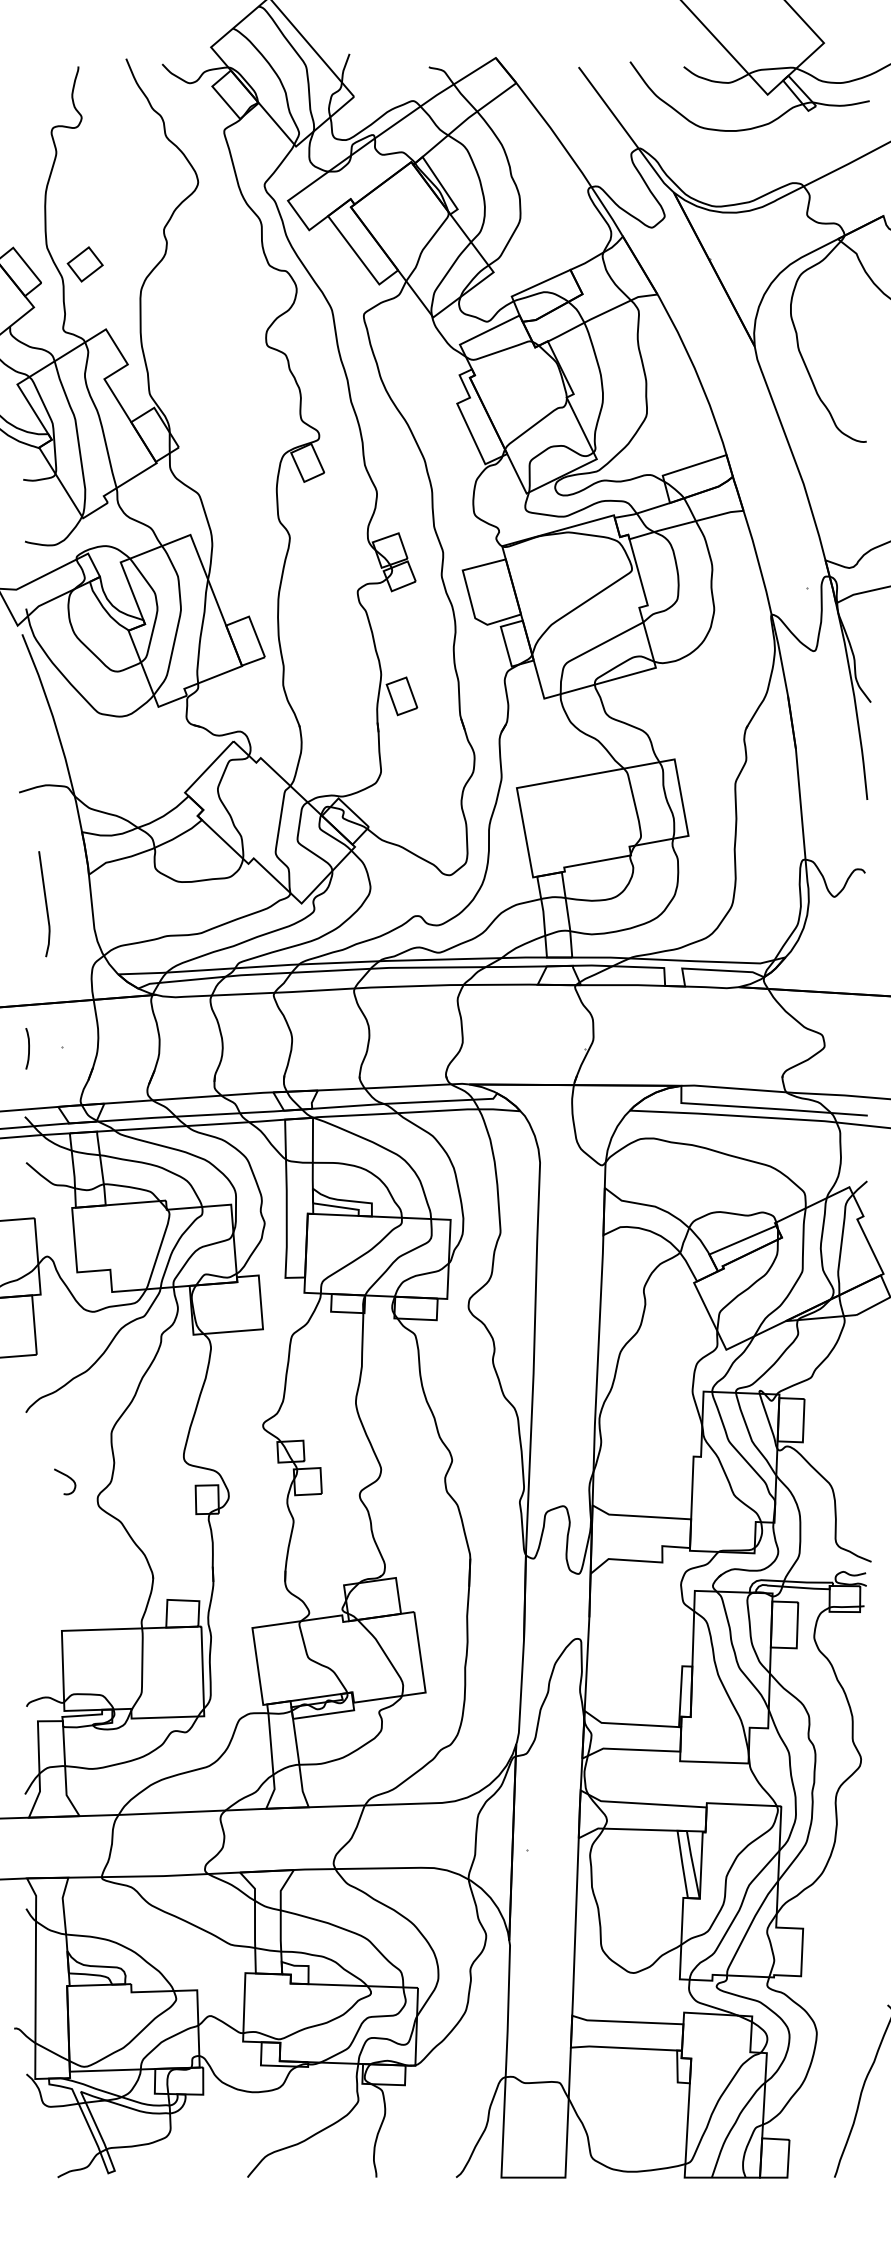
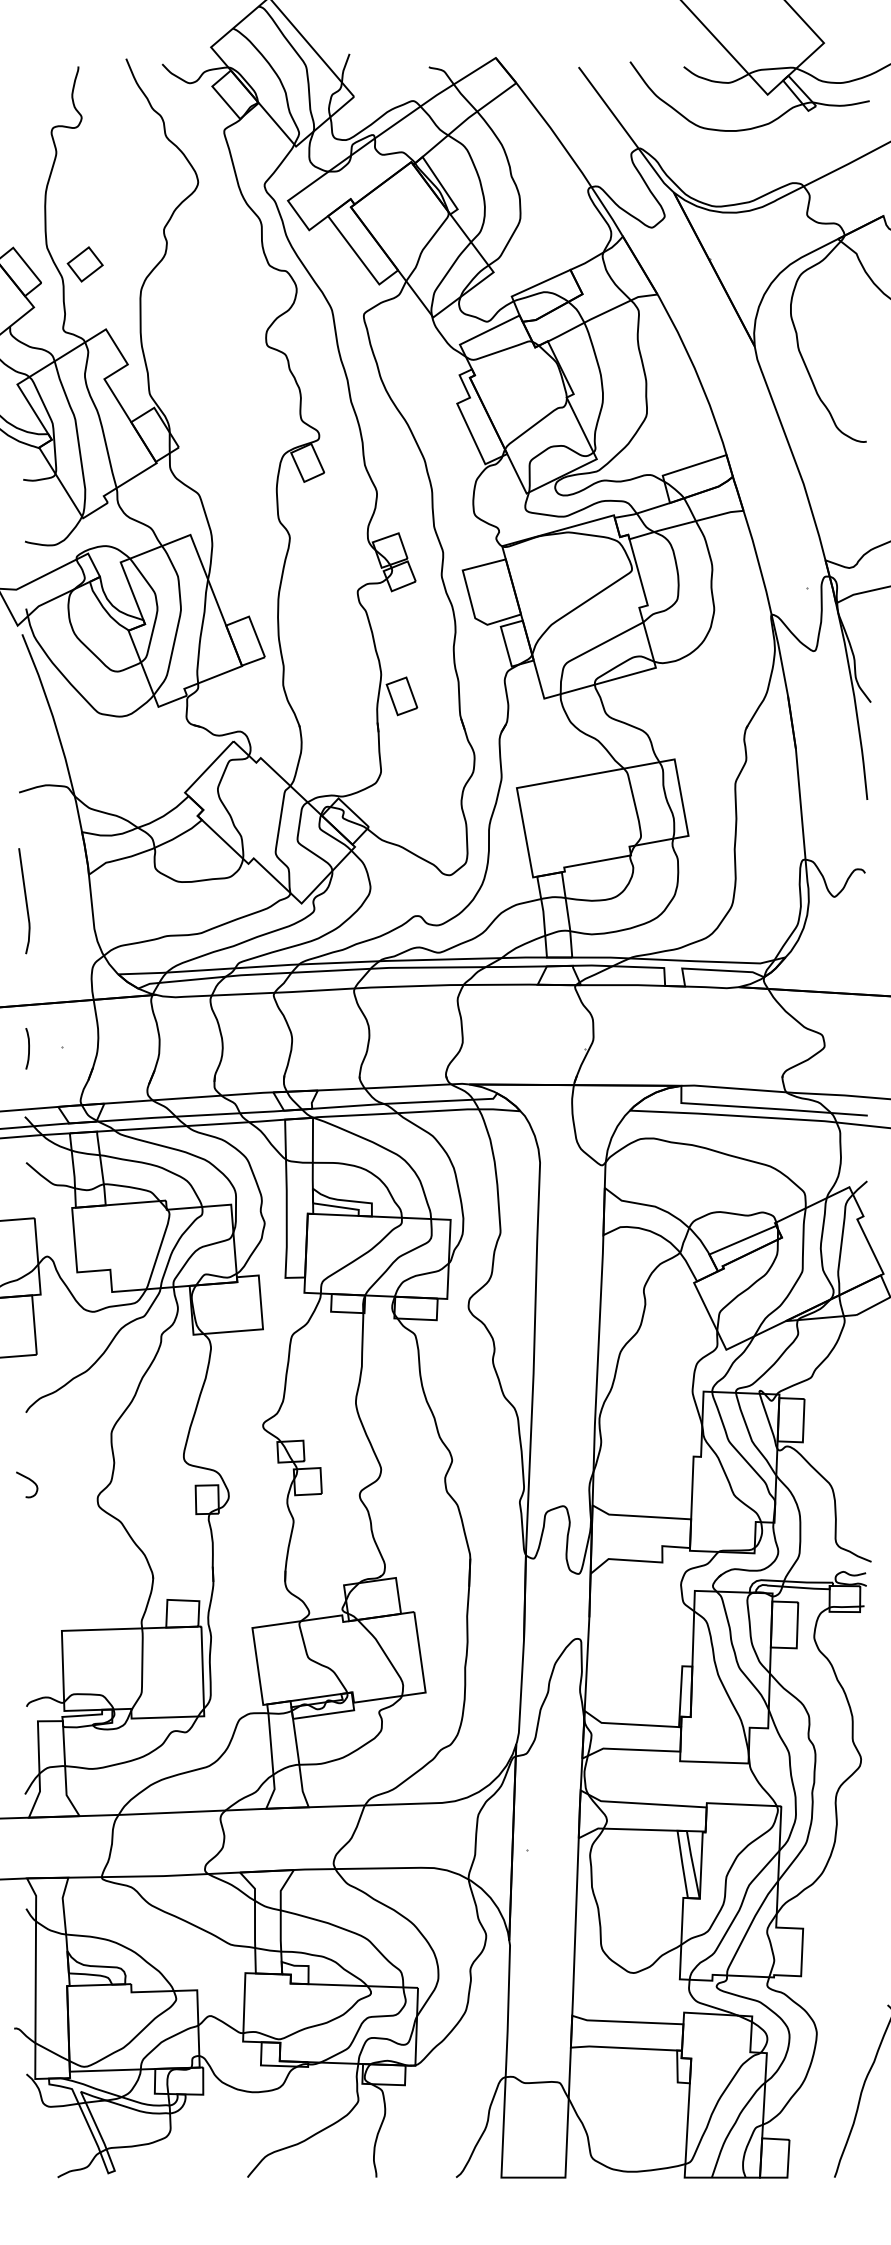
line position: (45, 904) -> (25, 901) (25, 901)
curve position: (67, 1477) -> (29, 1480) (29, 1480)
